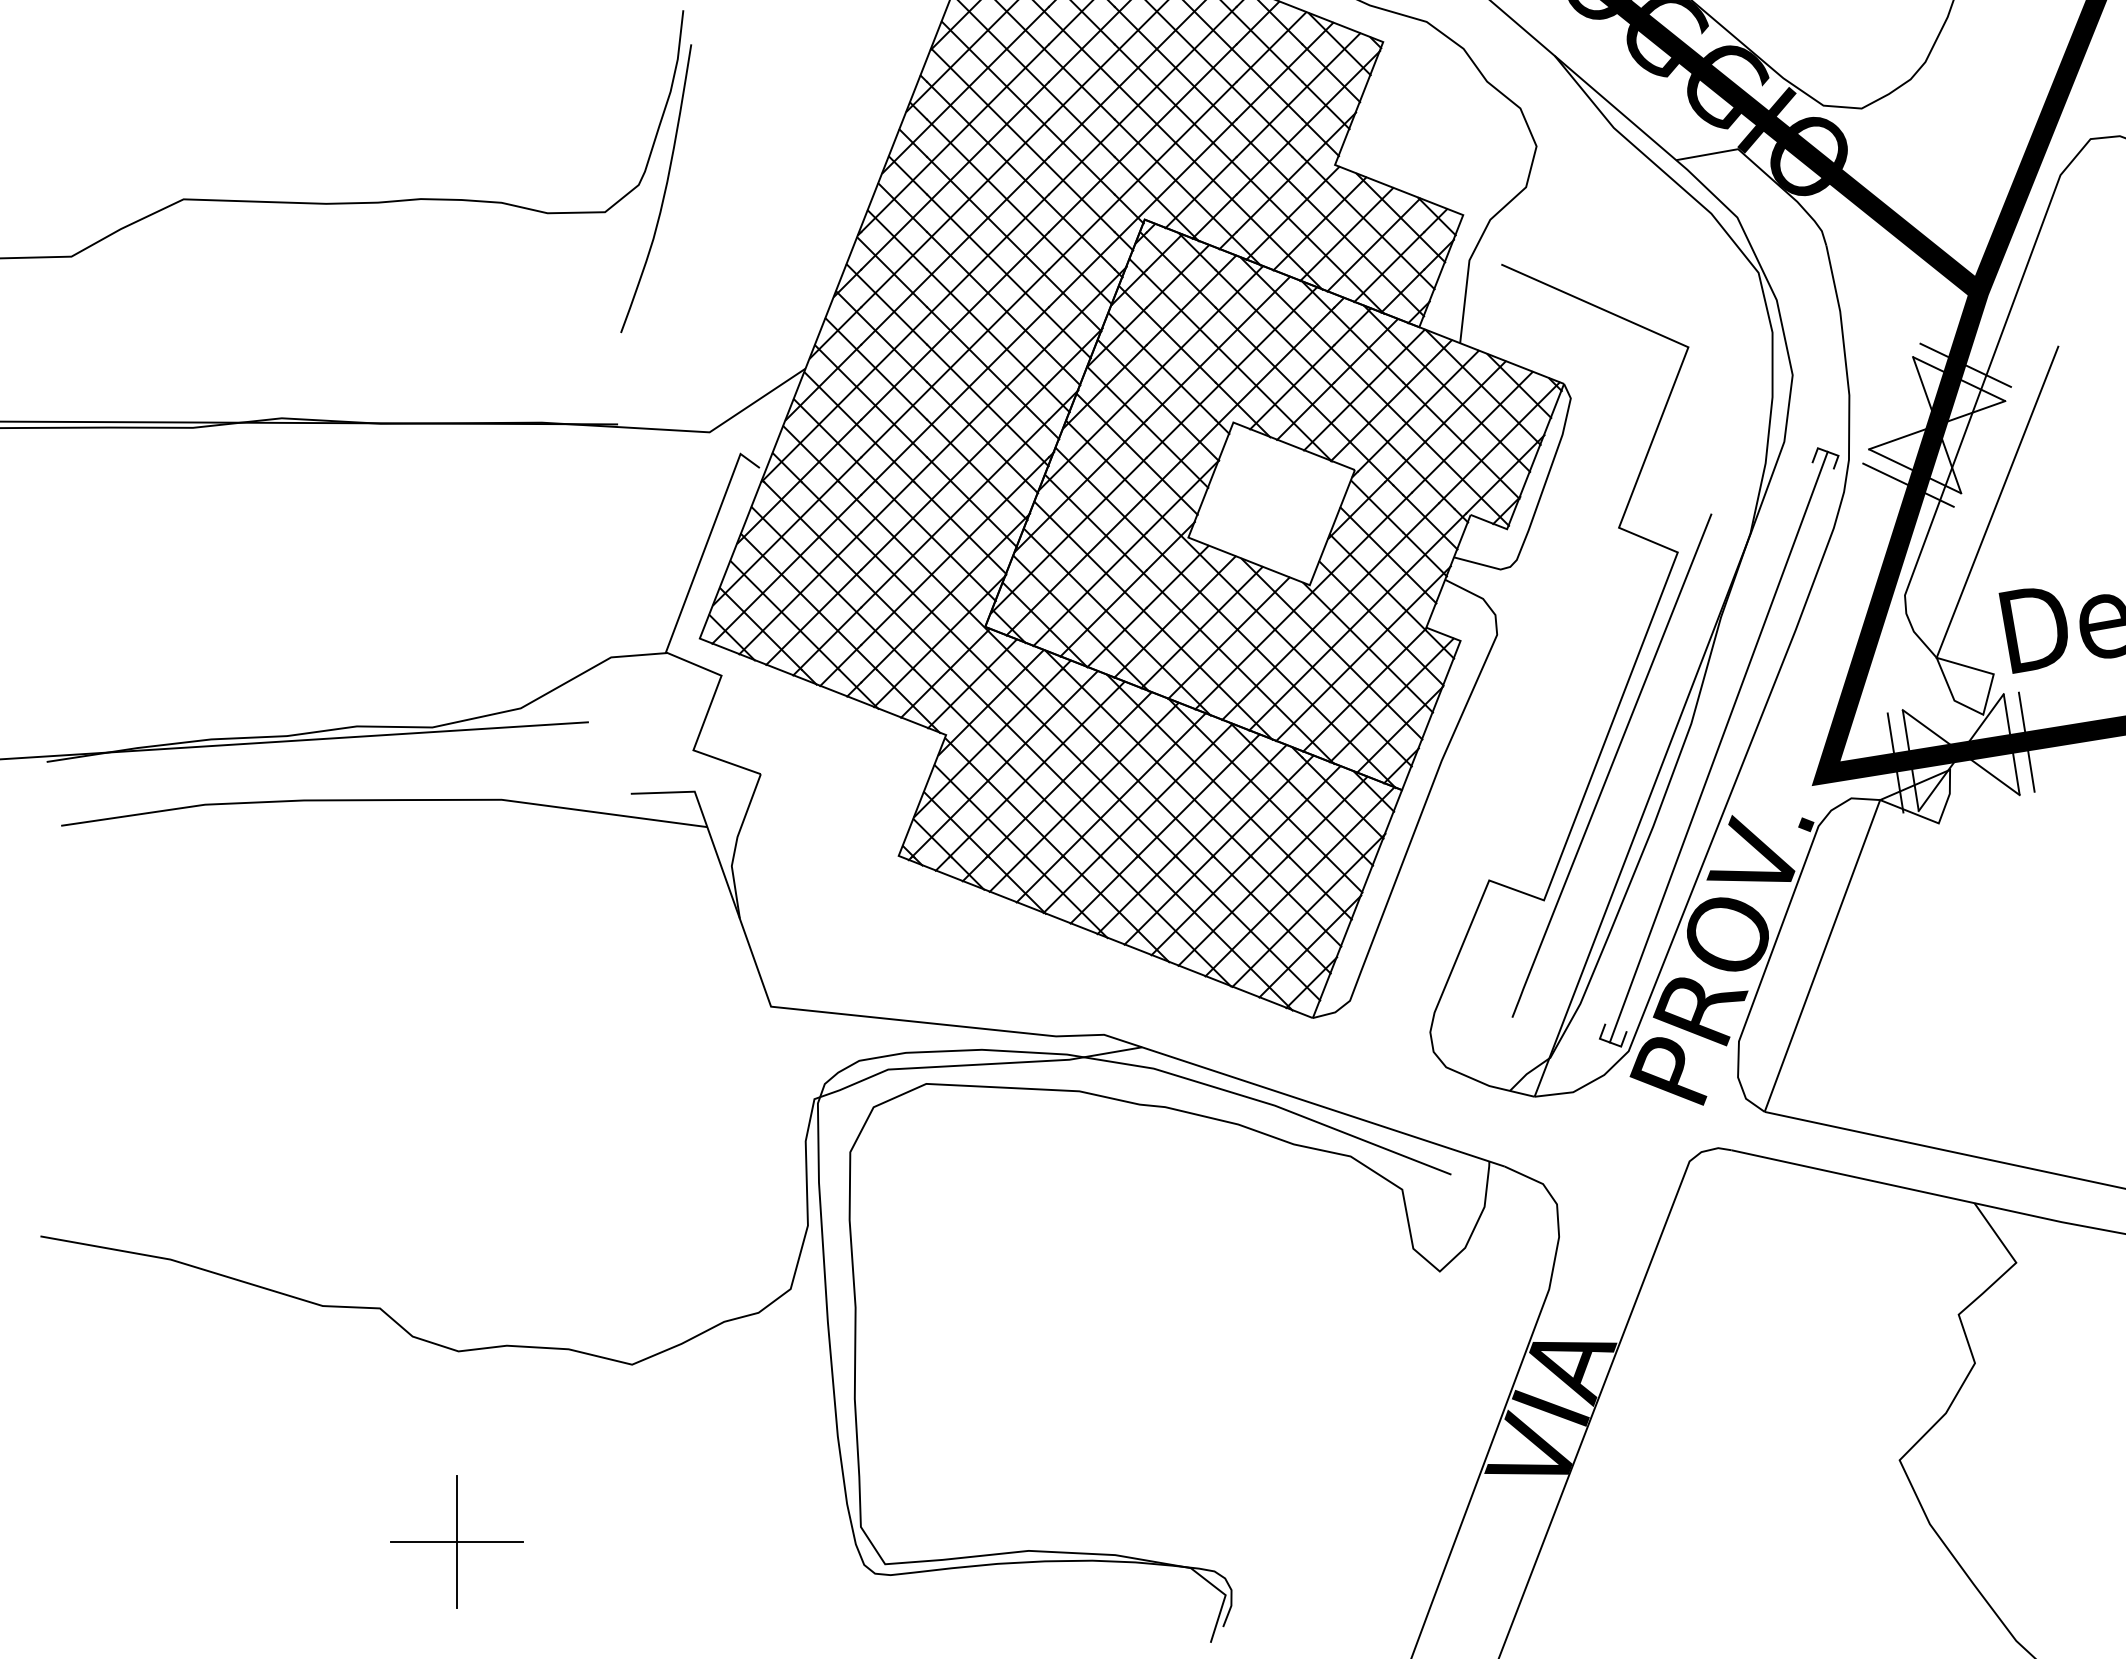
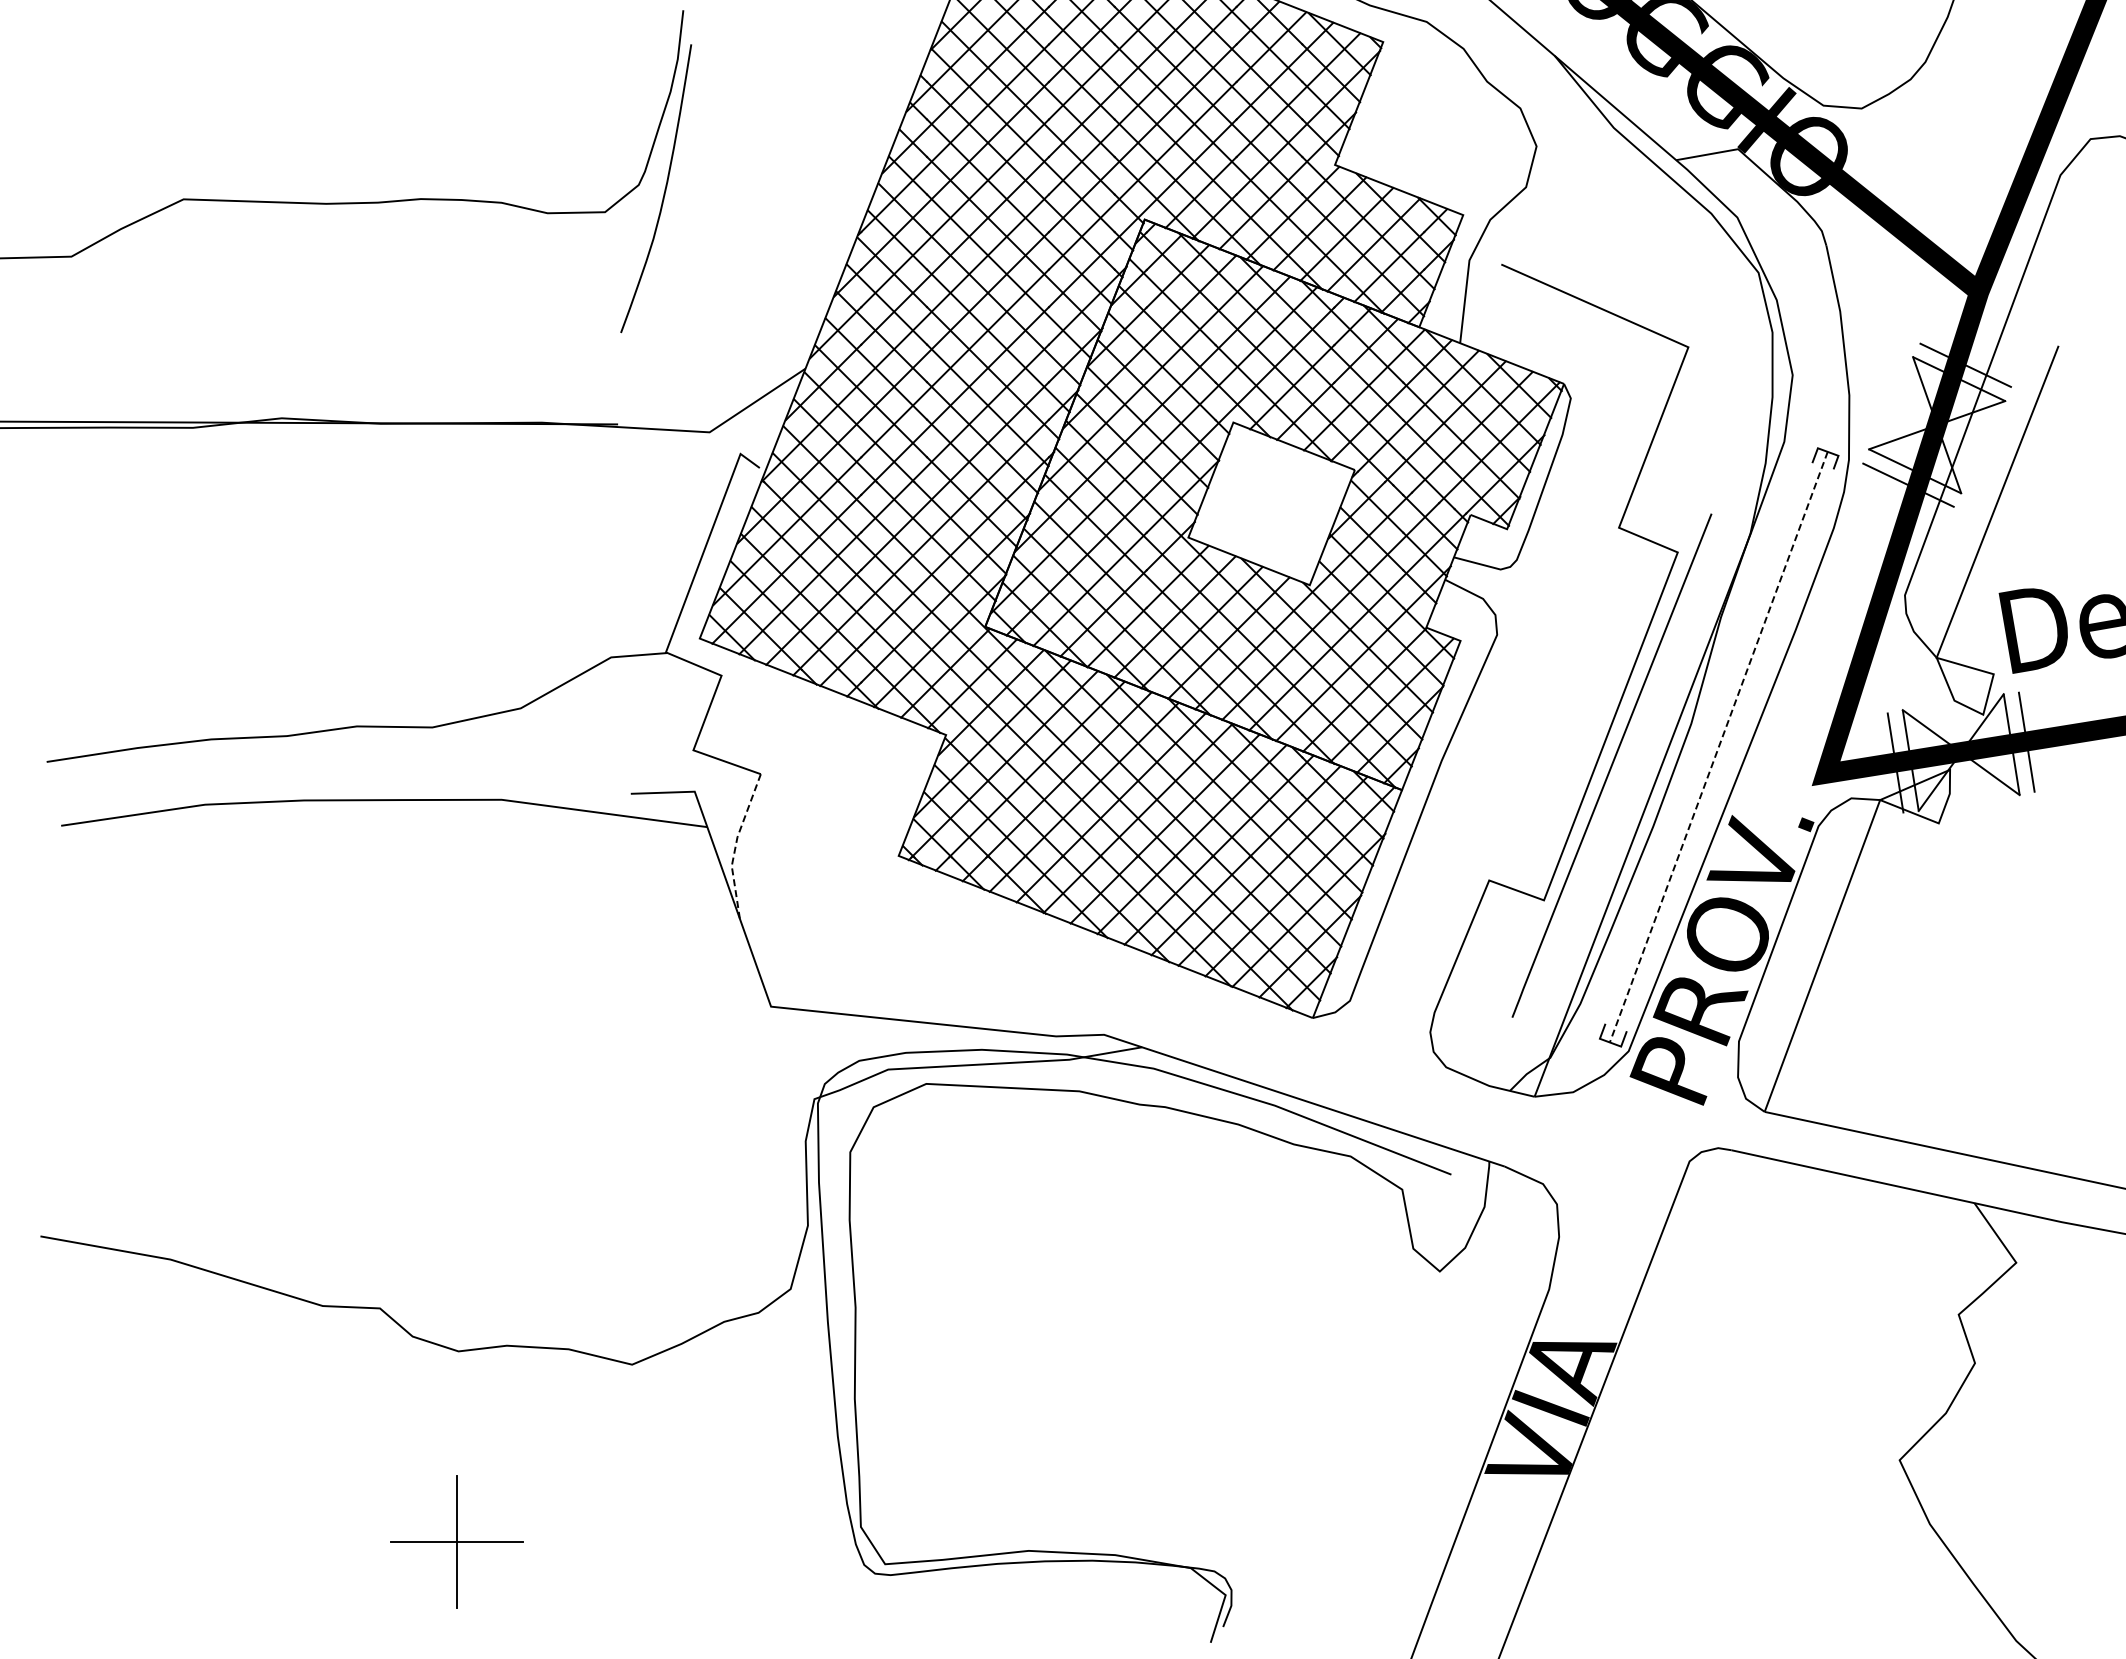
line: present -> none (294, 740)
line: solid -> dashed (1718, 747)
line: solid -> dashed (735, 844)
